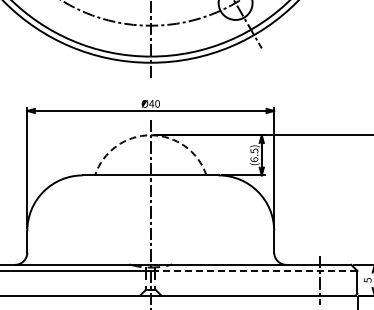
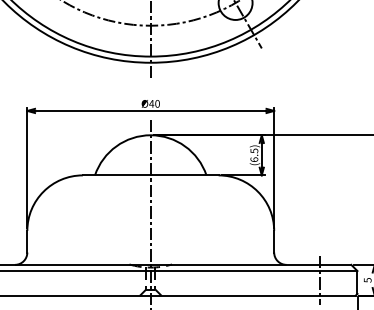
arc: dashed -> solid (150, 135)
line: dashed -> solid (253, 271)
